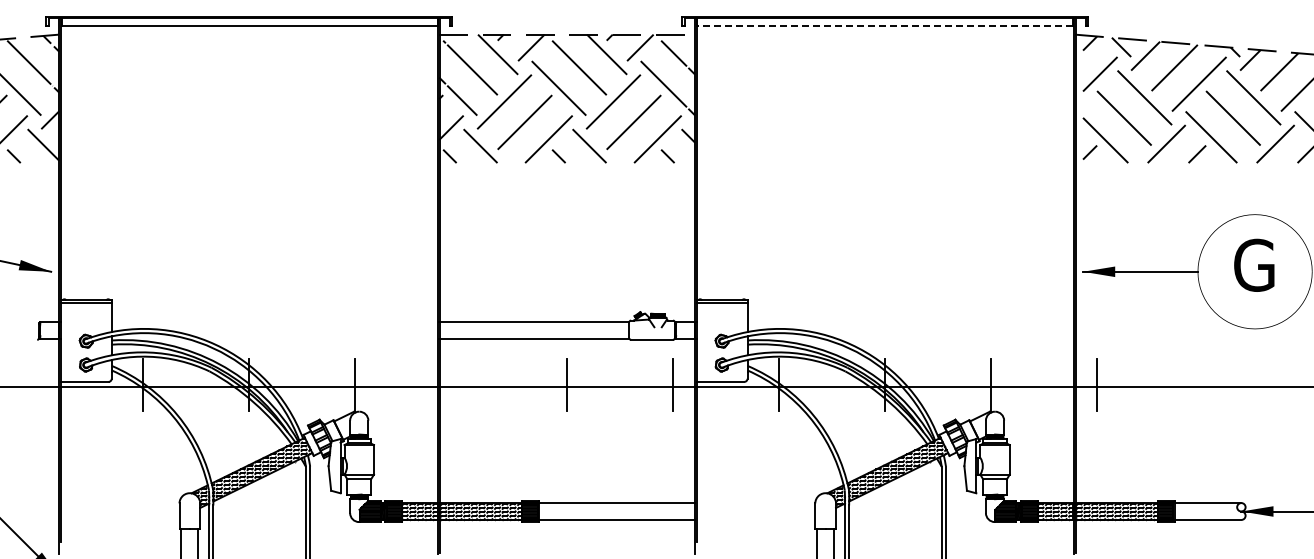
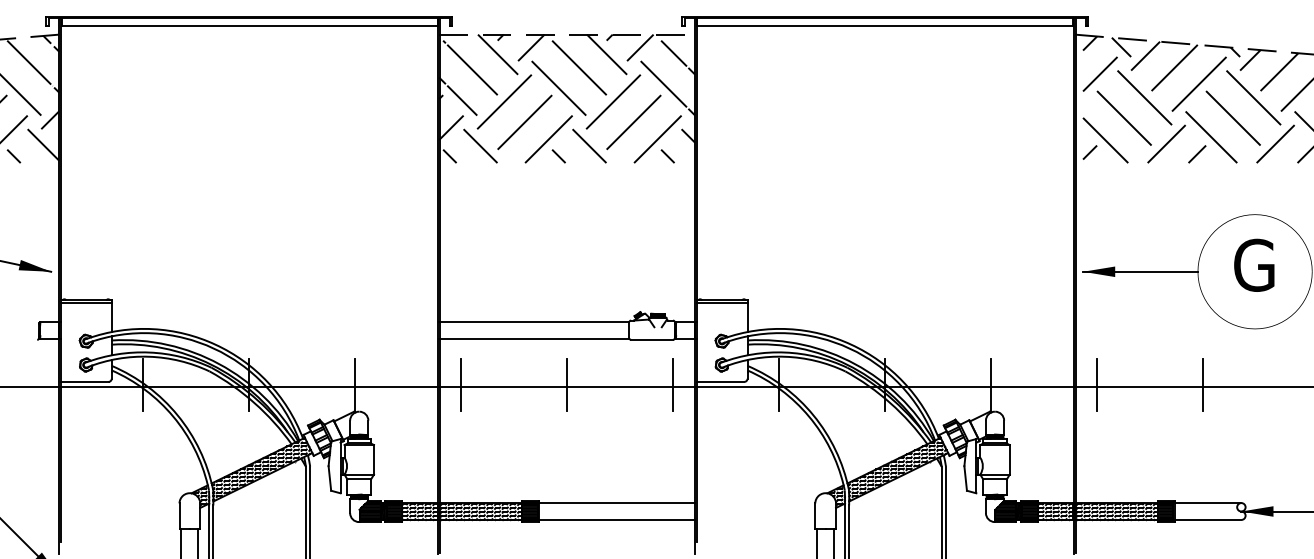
line: dashed -> solid (885, 26)
line: none -> present (461, 384)
line: none -> present (1202, 384)
